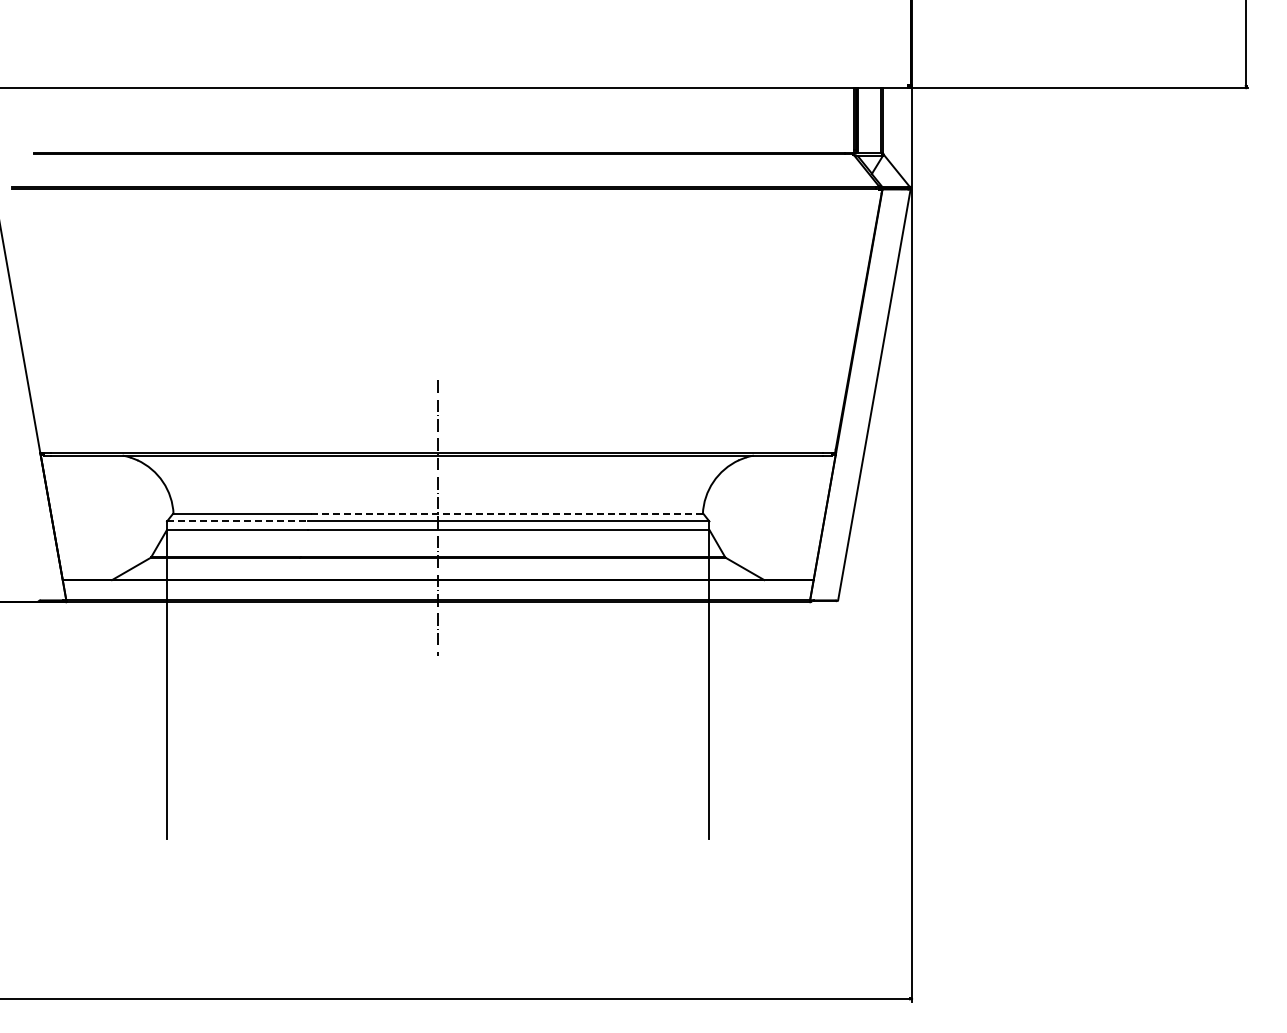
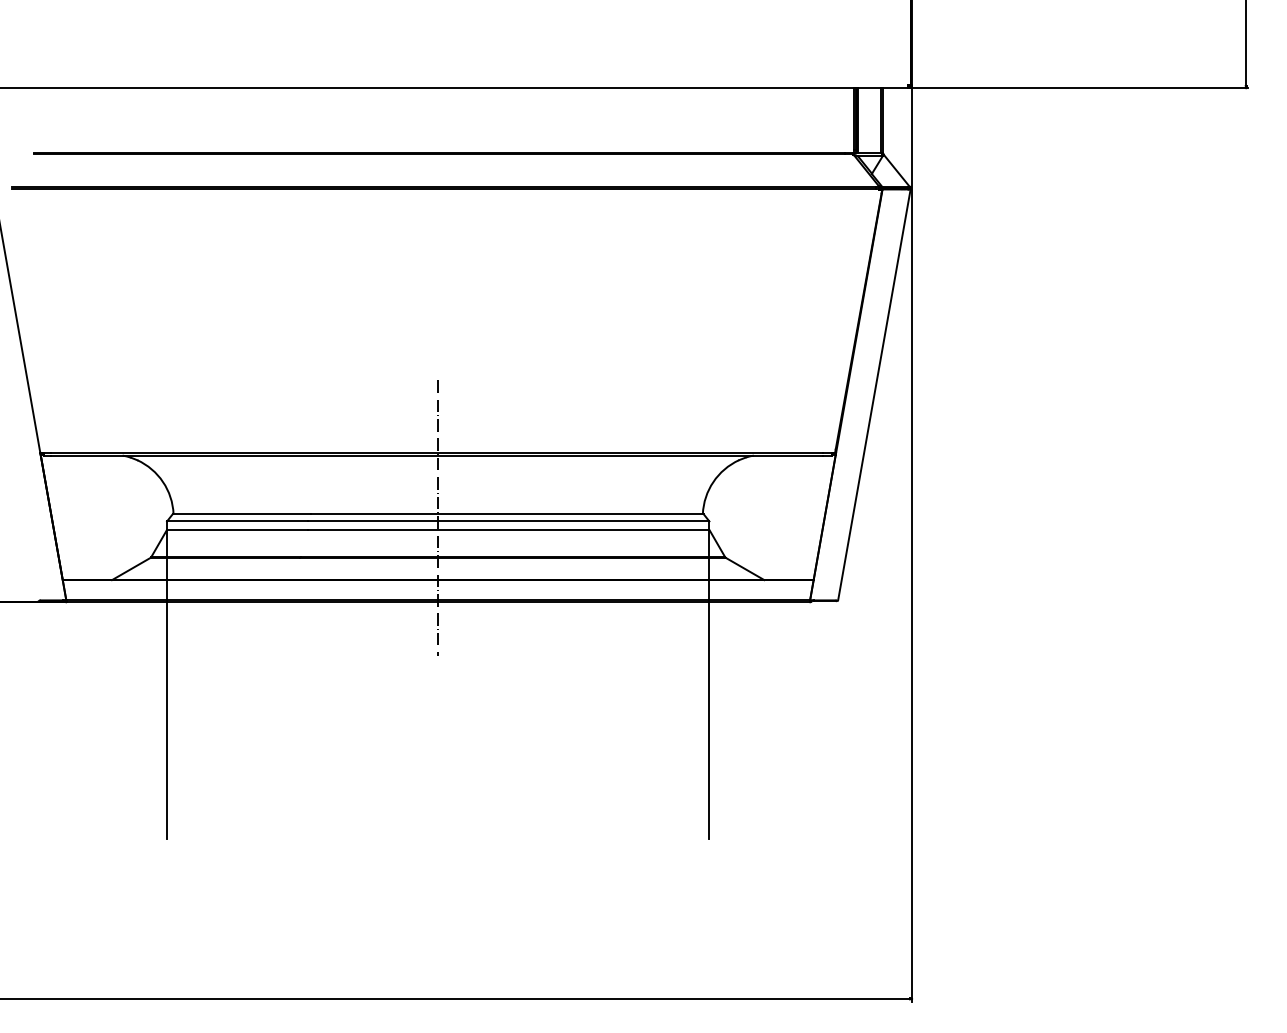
line: dashed -> solid (507, 514)
line: dashed -> solid (237, 521)
